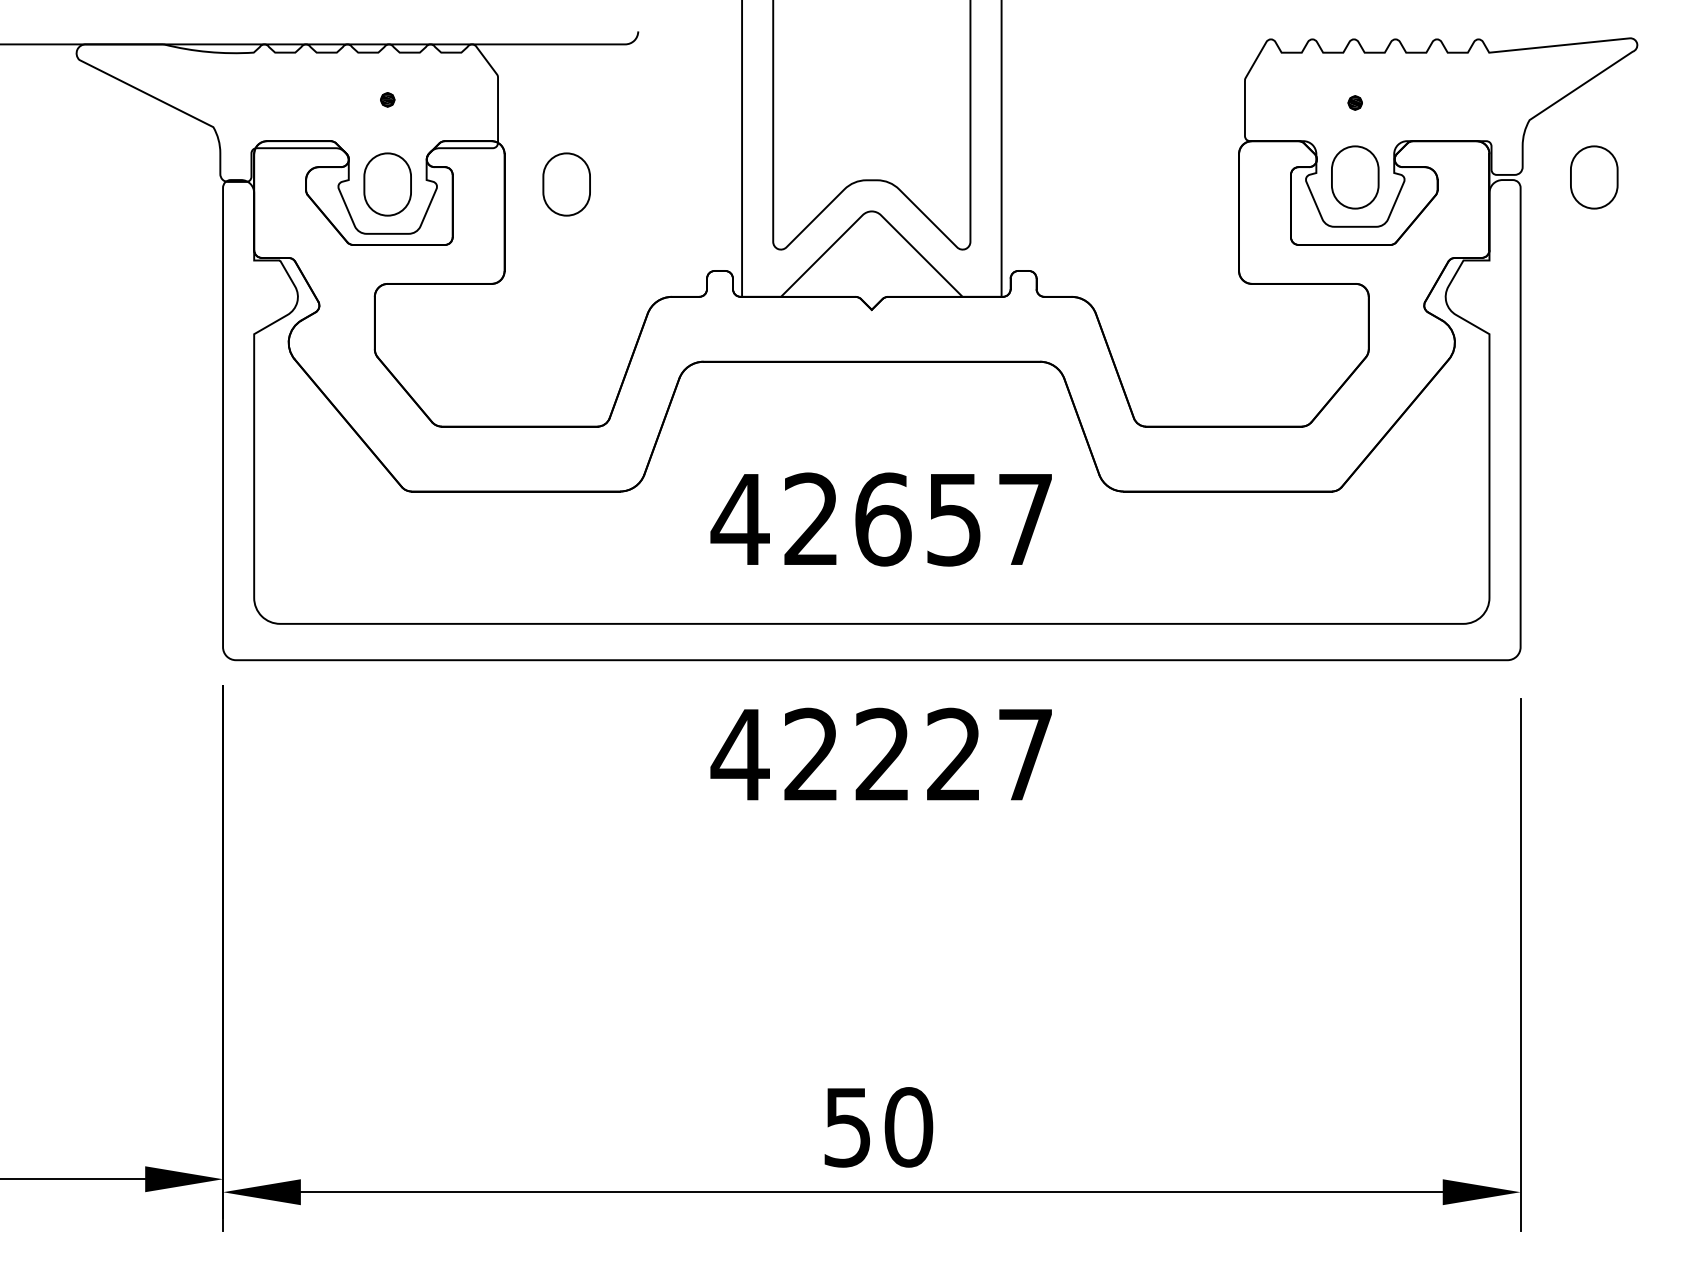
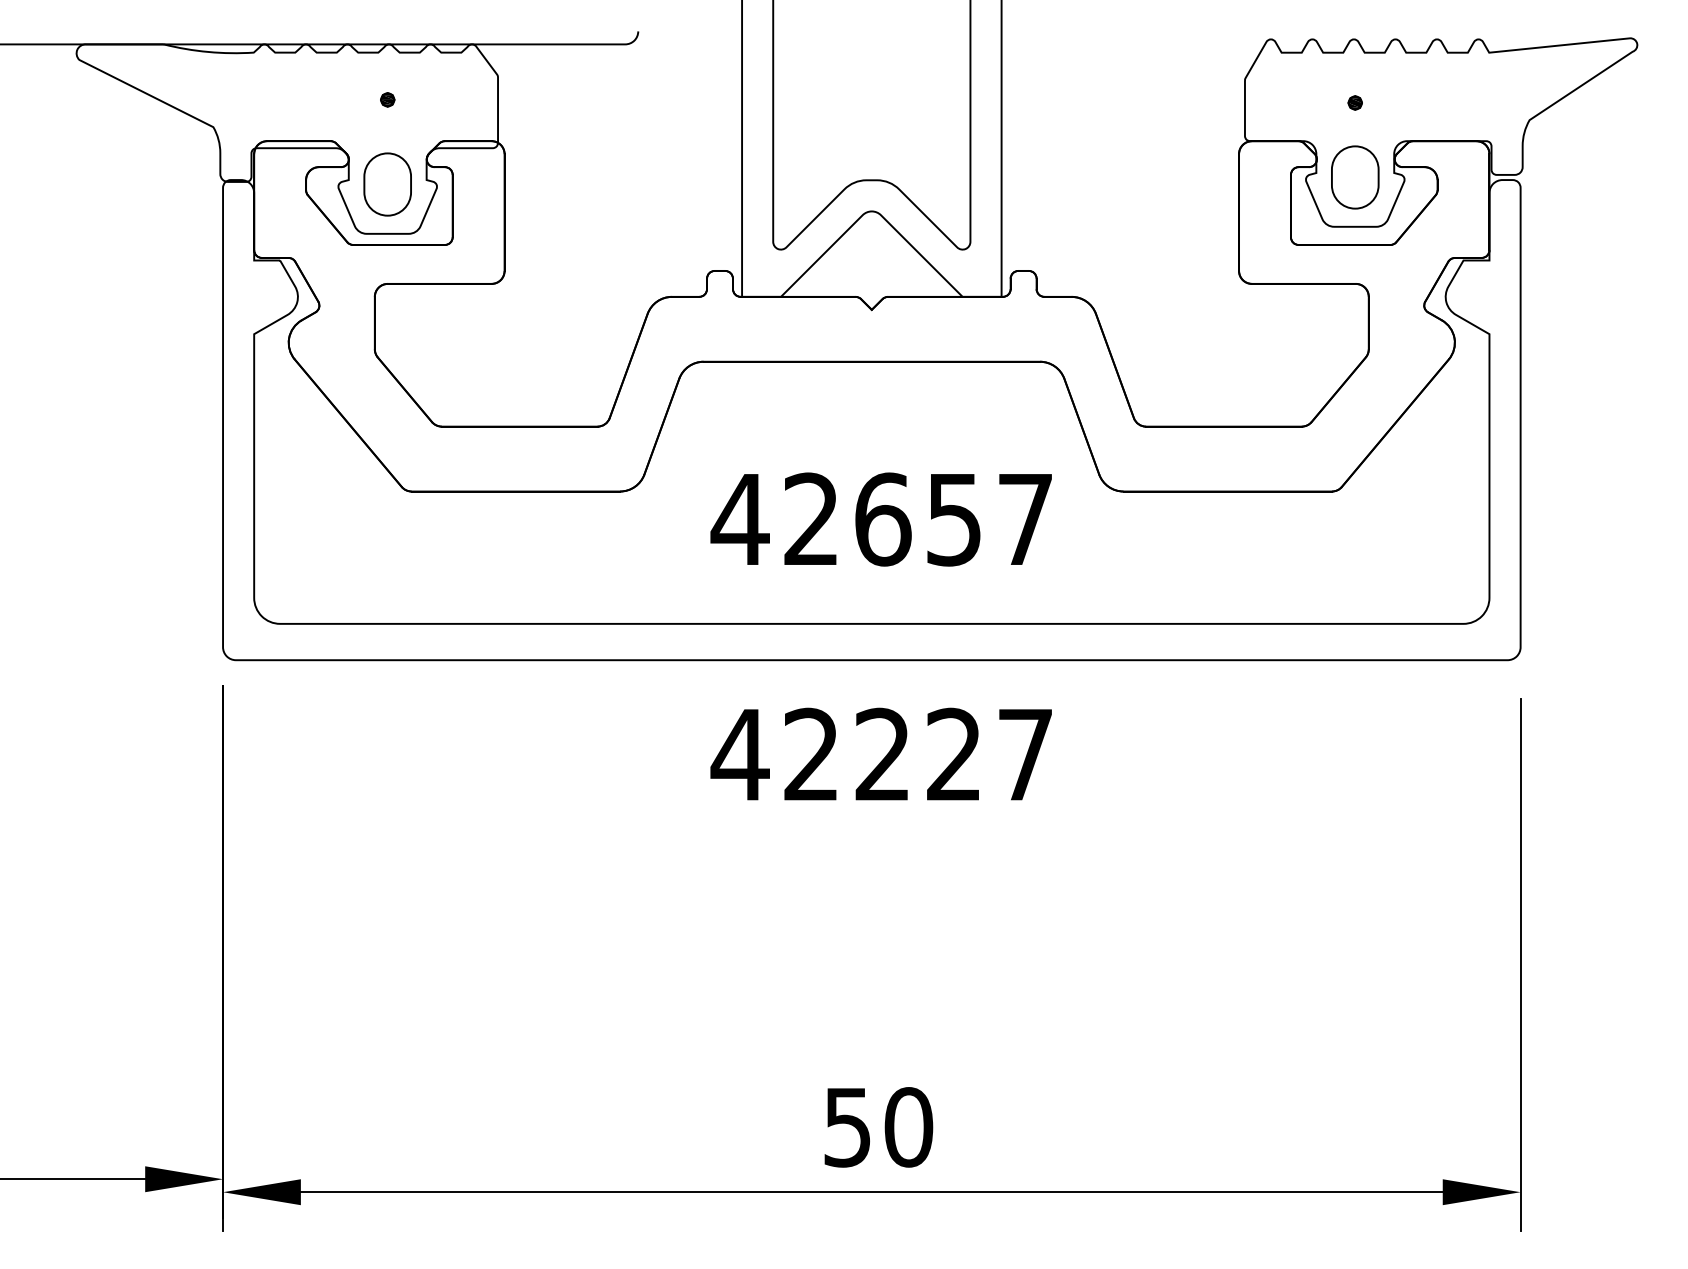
part: present -> none (1594, 177)
part: present -> none (566, 184)
